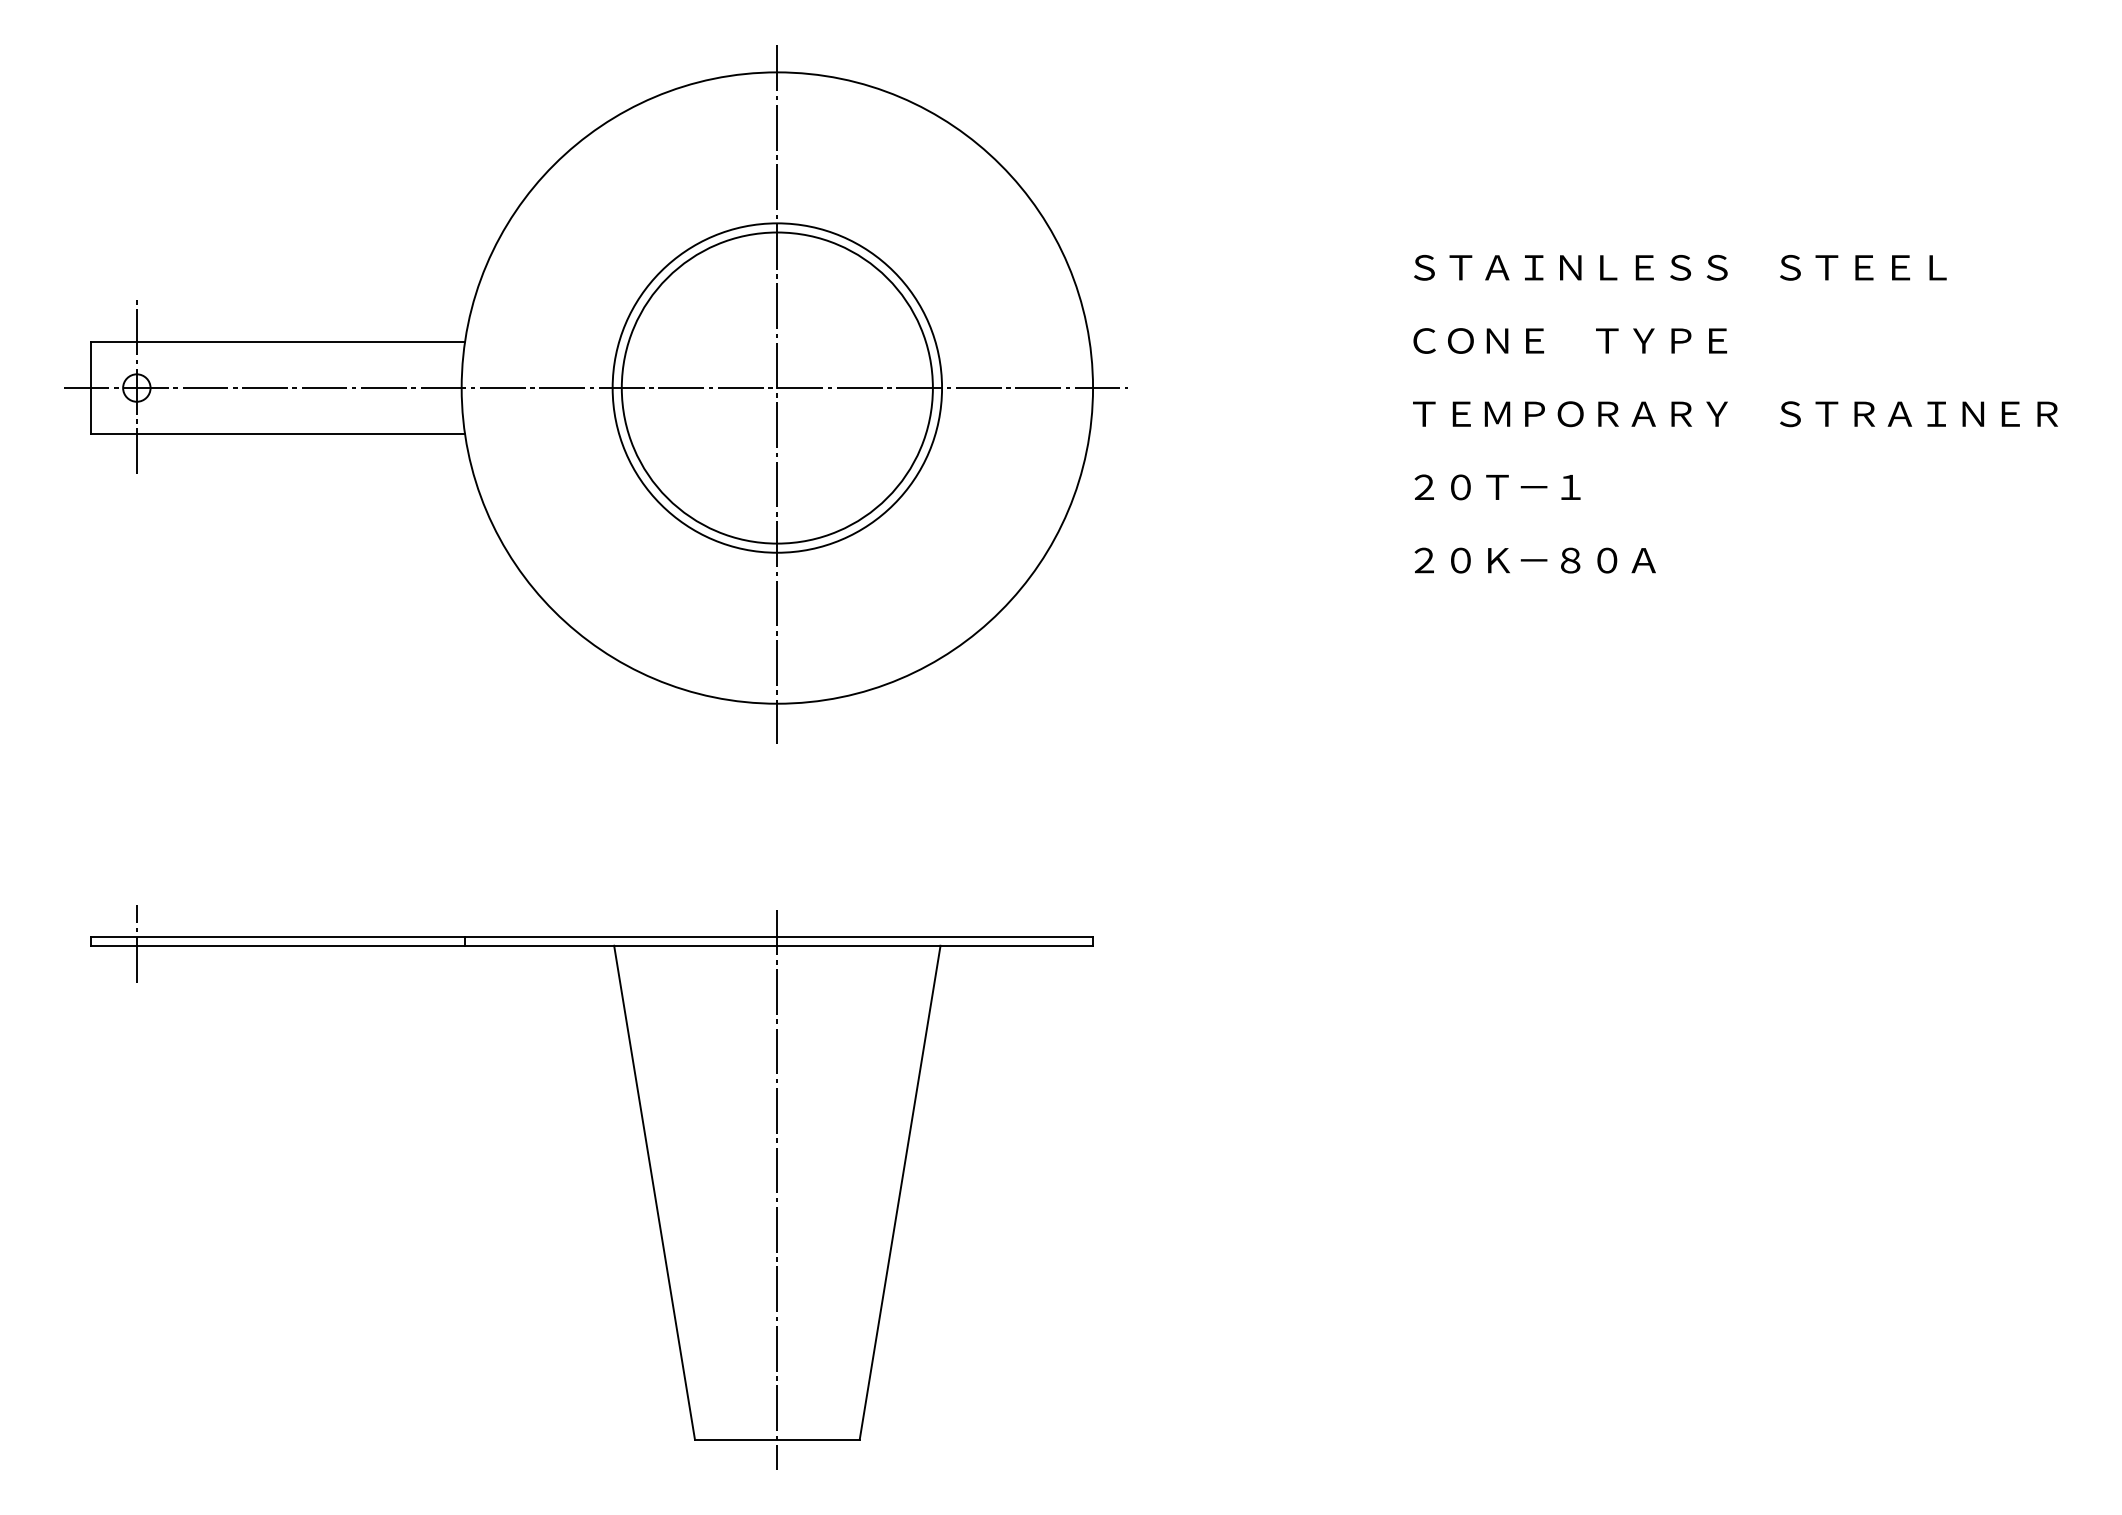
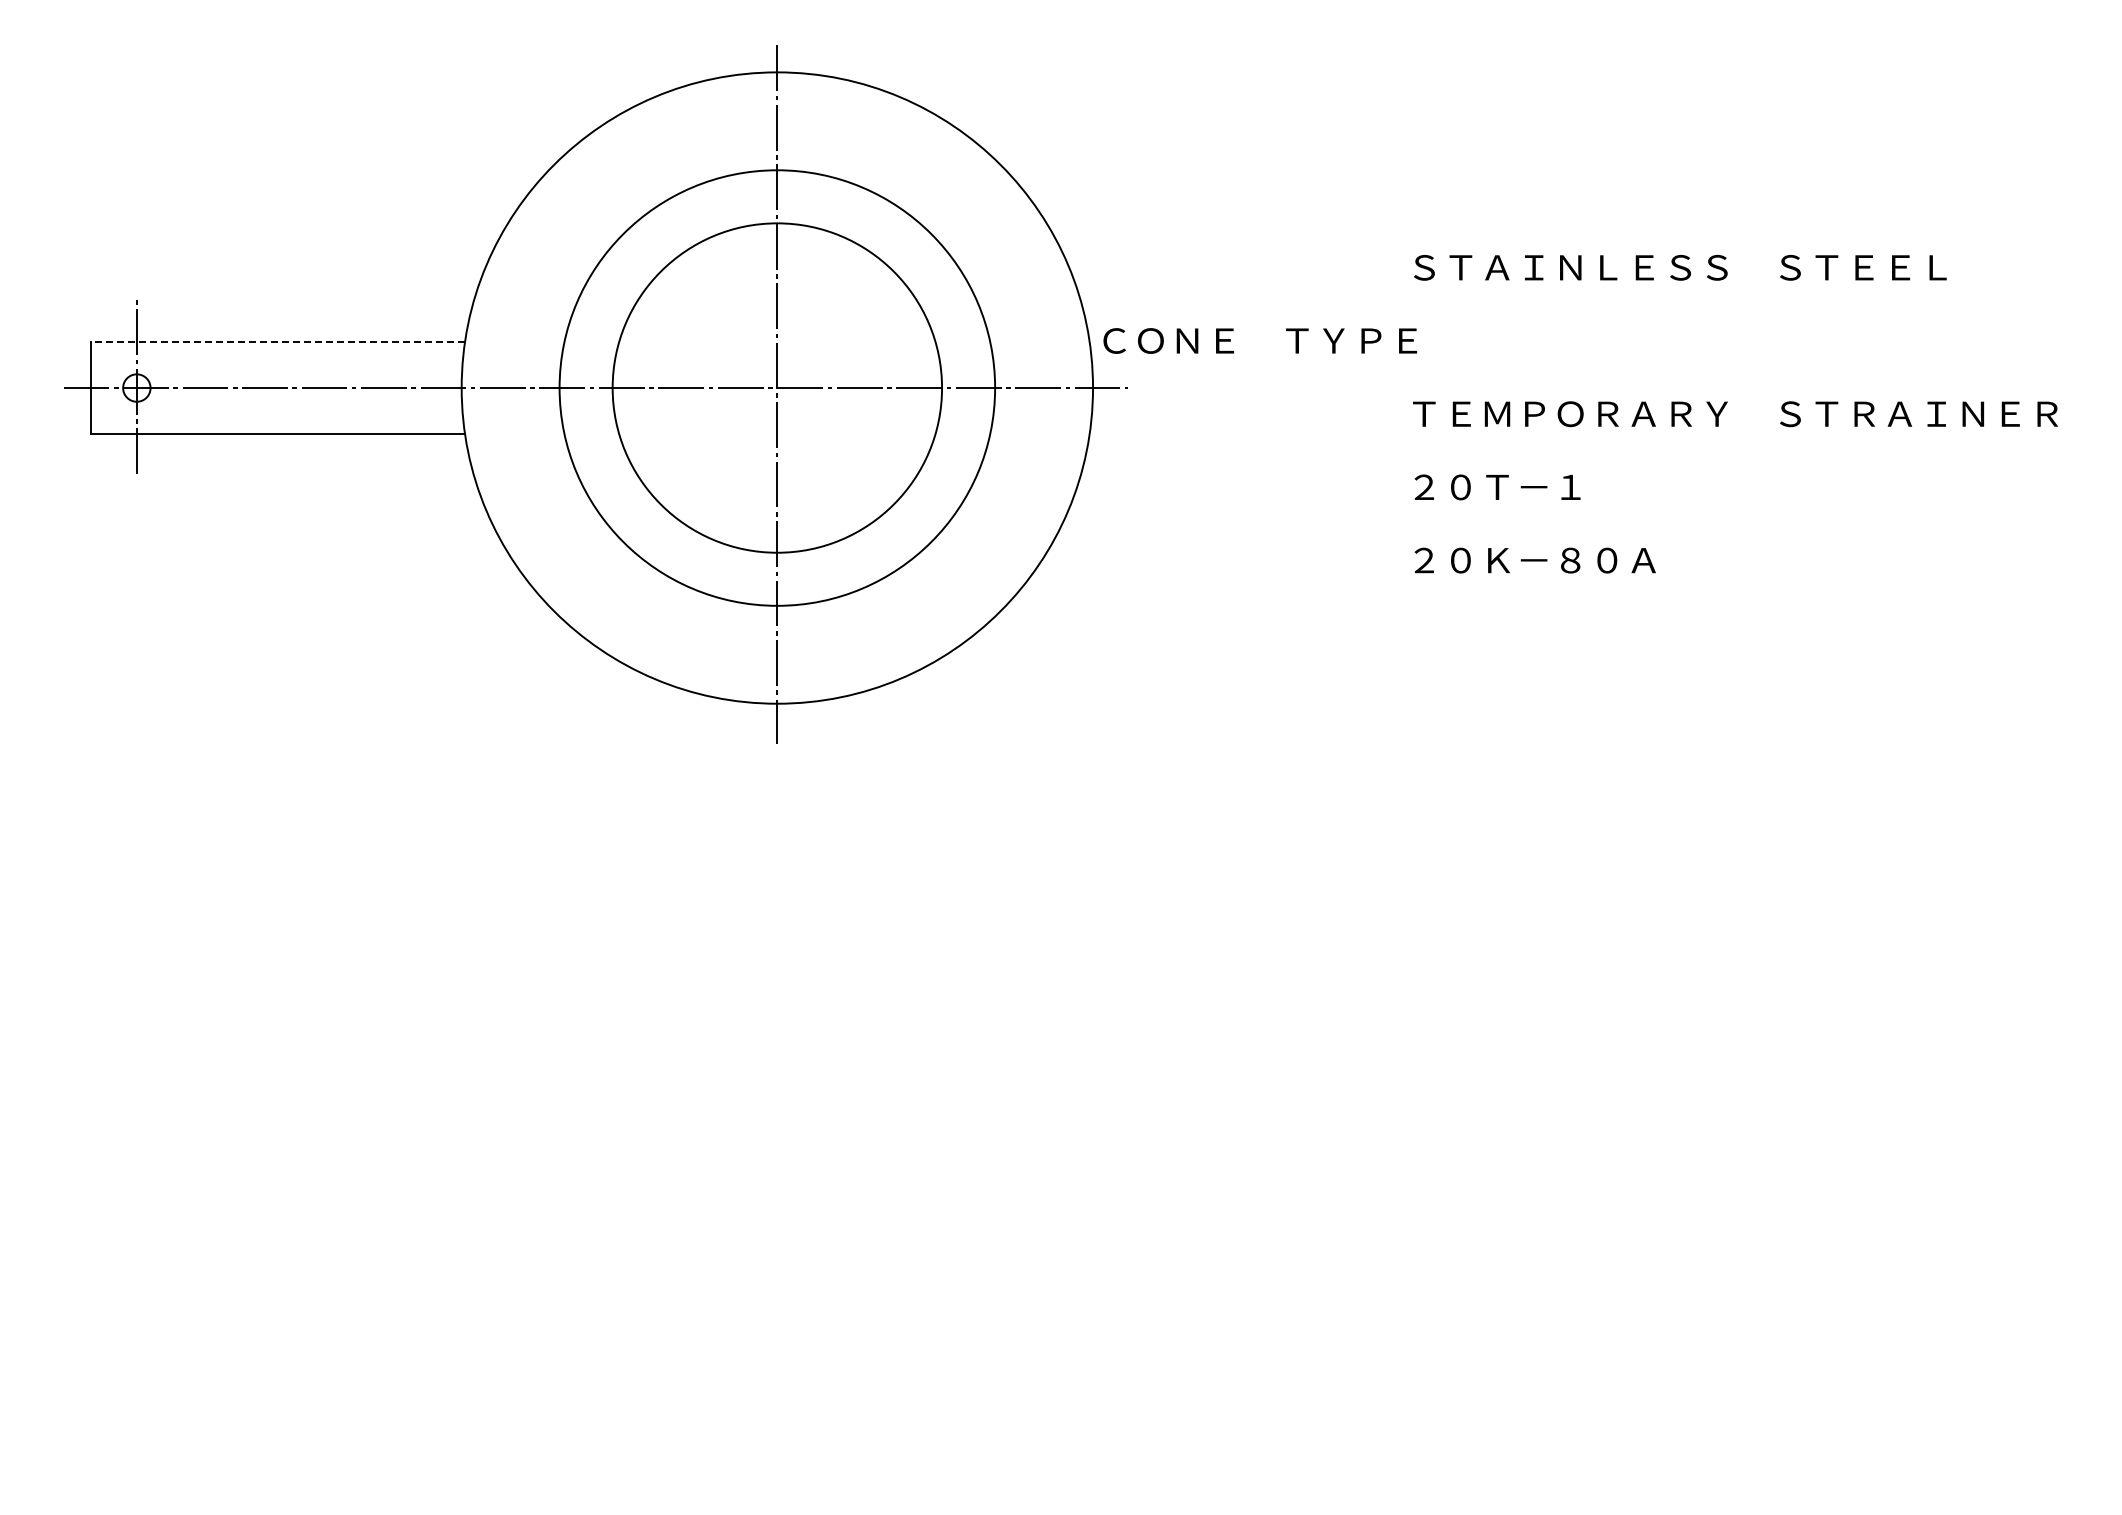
text position: (1569, 340) -> (1259, 340) (1259, 340)
line: solid -> dashed (278, 342)
circle diameter: 311 px -> 436 px (777, 387)
part: present -> none (650, 1175)
